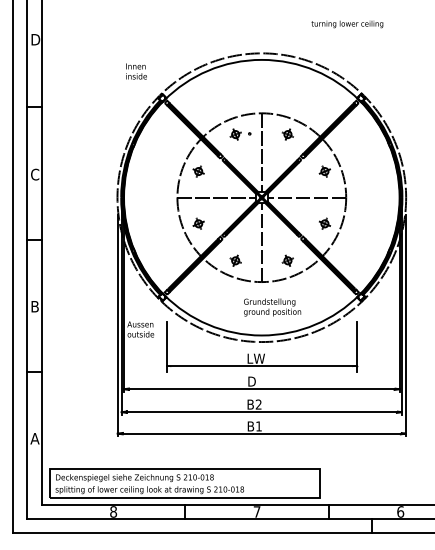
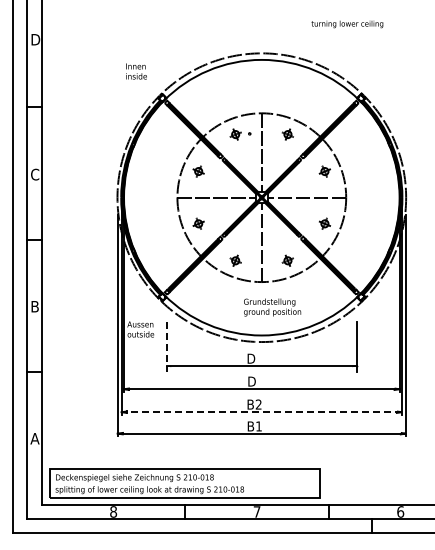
line: solid -> dashed (166, 347)
text: LW -> D (256, 358)
line: solid -> dashed (261, 412)
